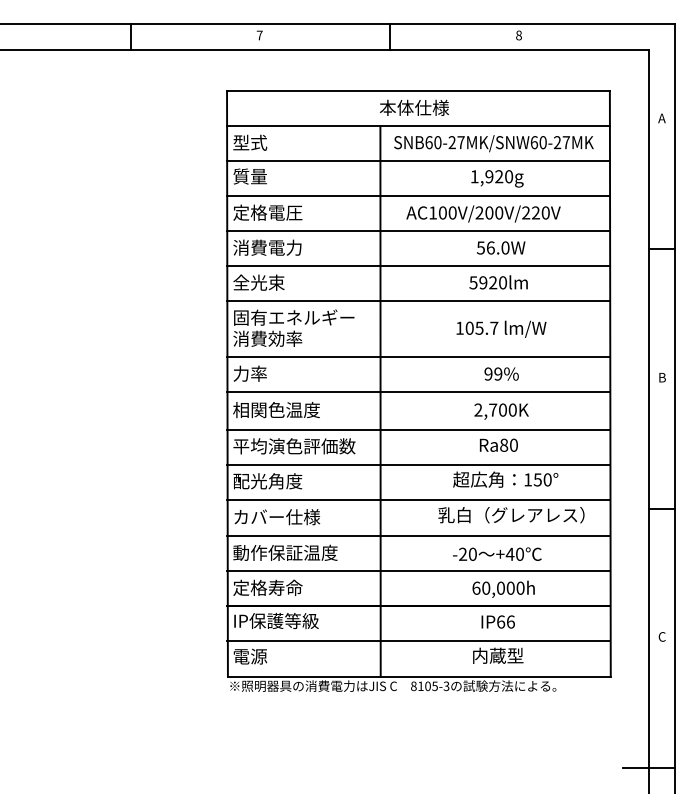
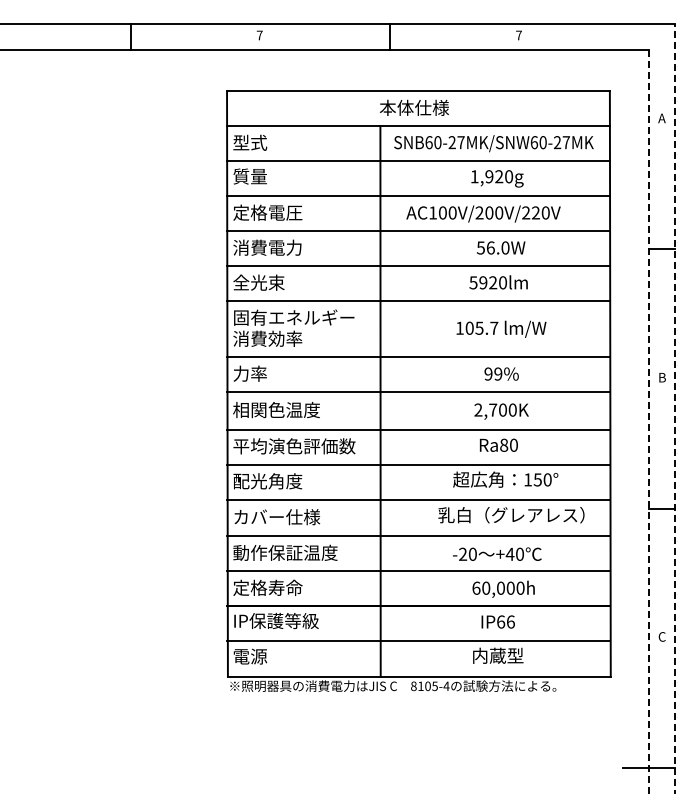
text: 8 -> 7 (518, 35)
line: solid -> dashed (675, 408)
line: solid -> dashed (649, 421)
text: 8105-3 -> 8105-4 (446, 686)
